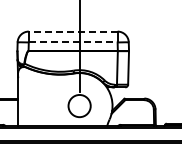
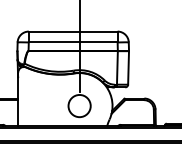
line: dashed -> solid (72, 31)
line: dashed -> solid (73, 42)
